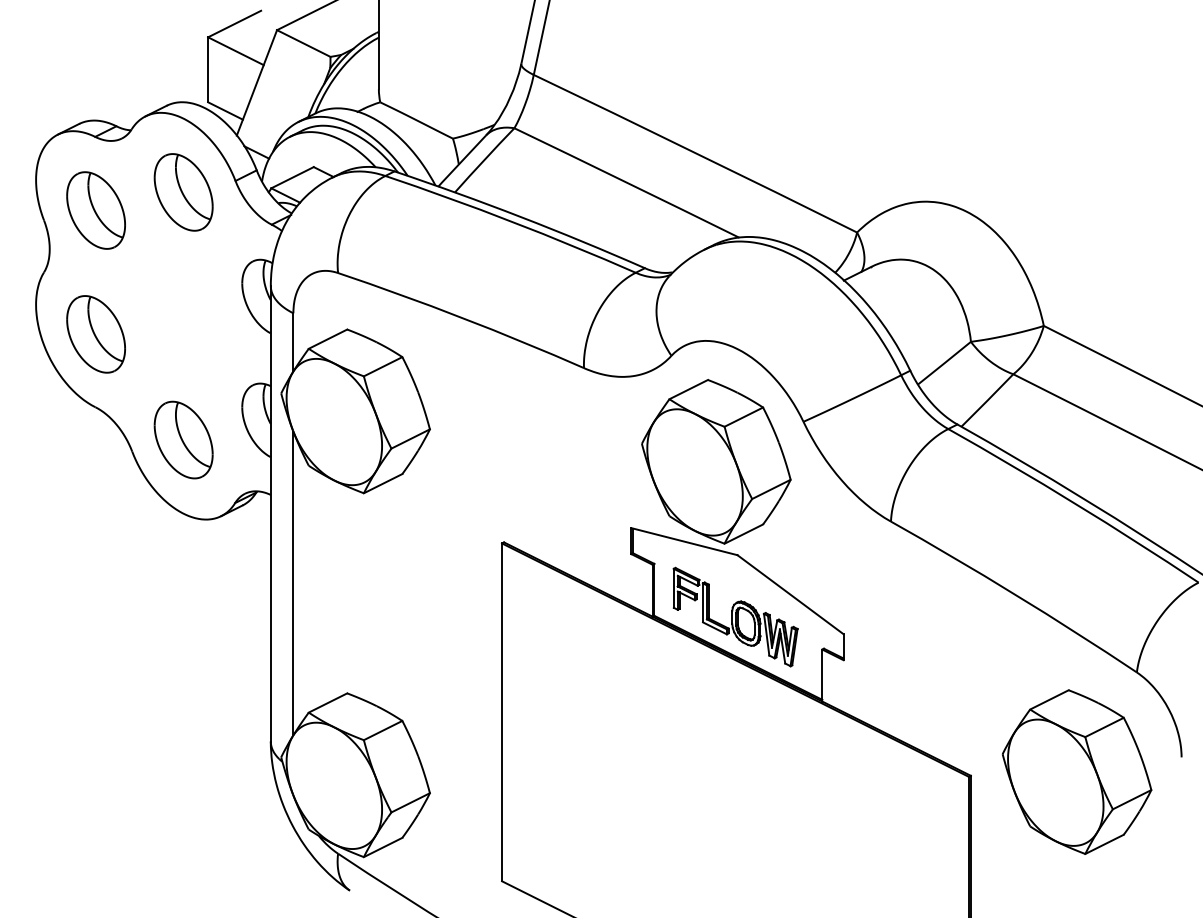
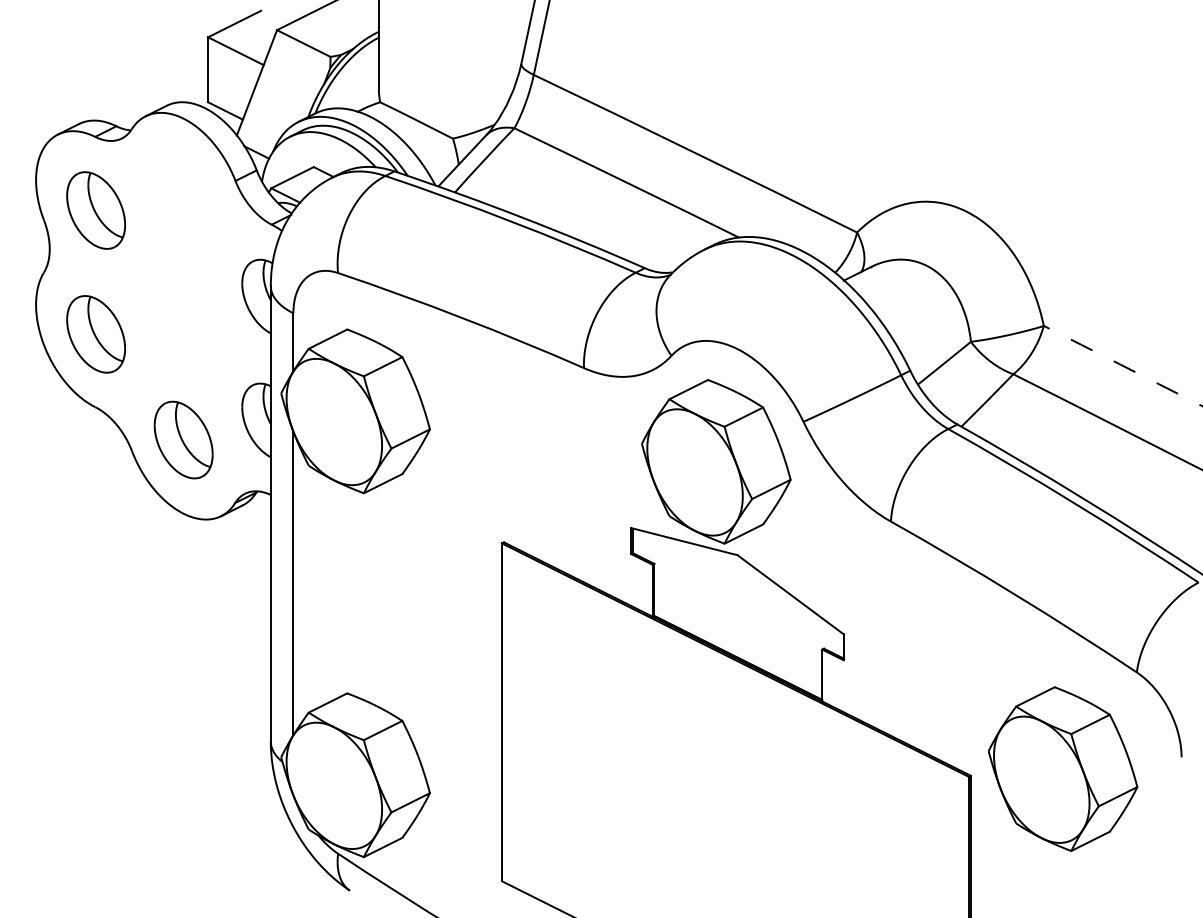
part: present -> none (183, 192)
arc: solid -> dashed (1122, 365)
part: present -> none (735, 616)
part position: (1076, 771) -> (1062, 768) (1062, 768)
